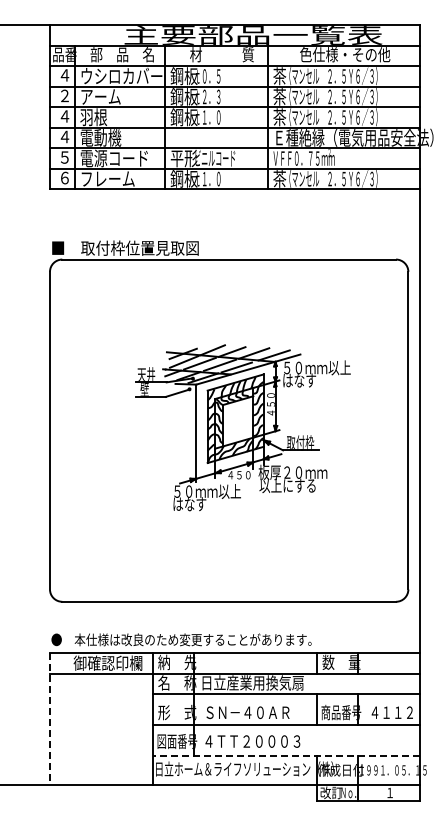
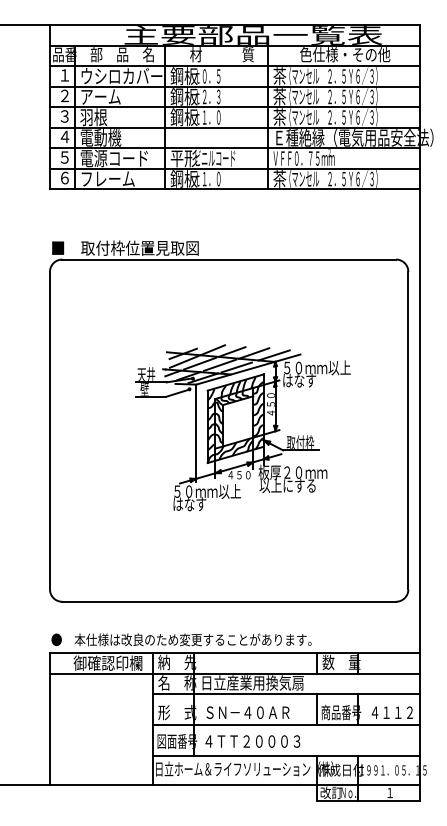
text: ４ -> １ (64, 75)
text: ４ -> ３ (64, 116)
line: dashed -> solid (49, 719)
line: dashed -> solid (285, 756)
